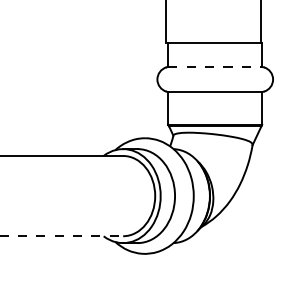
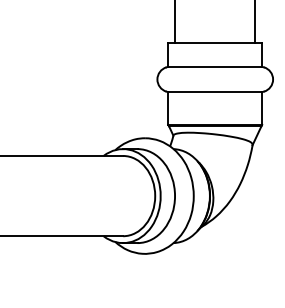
line position: (166, 22) -> (175, 22) (175, 22)
line position: (261, 22) -> (255, 22) (255, 22)
line: dashed -> solid (215, 66)
line: dashed -> solid (62, 236)
